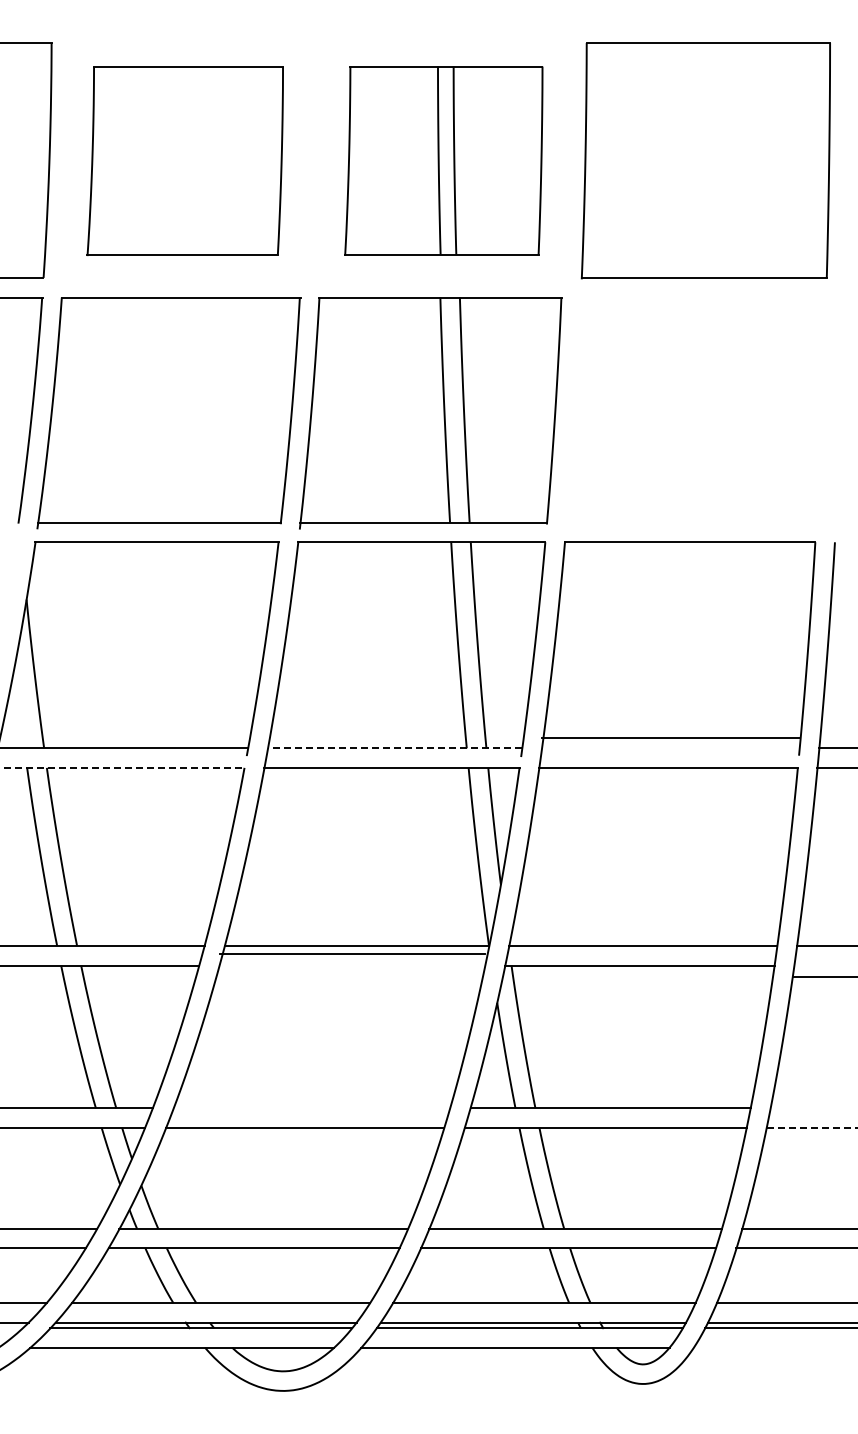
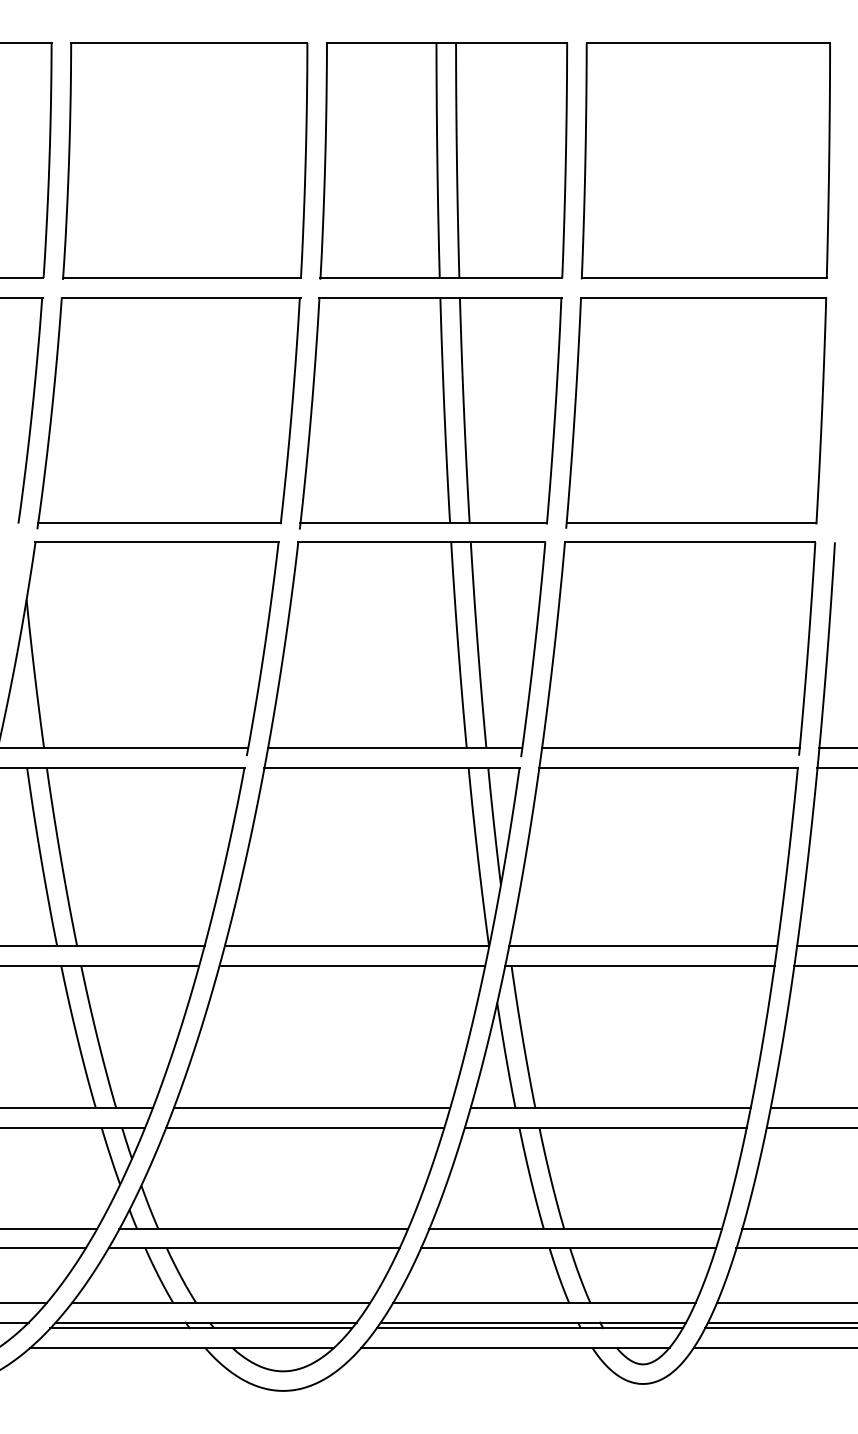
part size: 198x190 px -> 247x238 px (185, 160)
part size: 200x190 px -> 250x238 px (443, 160)
part: none -> present (696, 412)
line position: (670, 738) -> (670, 748) (670, 748)
line: dashed -> solid (394, 748)
line: dashed -> solid (122, 767)
line position: (352, 953) -> (352, 965) (352, 965)
line position: (824, 976) -> (824, 965) (824, 965)
line: none -> present (311, 1108)
line: none -> present (812, 1108)
line: dashed -> solid (812, 1127)
line: none -> present (773, 1347)
